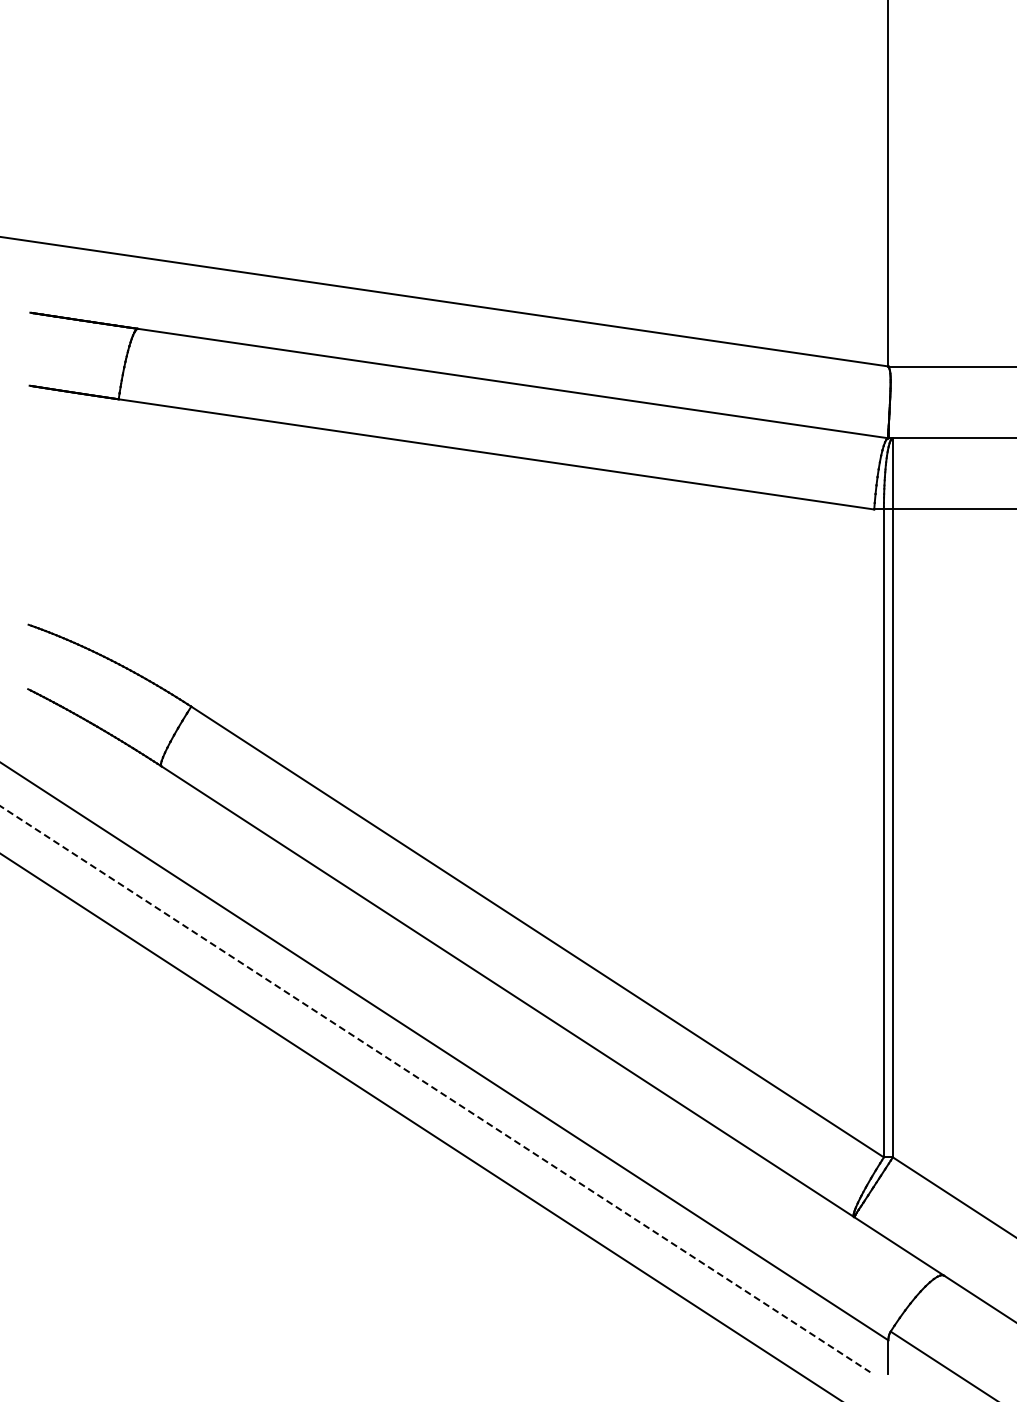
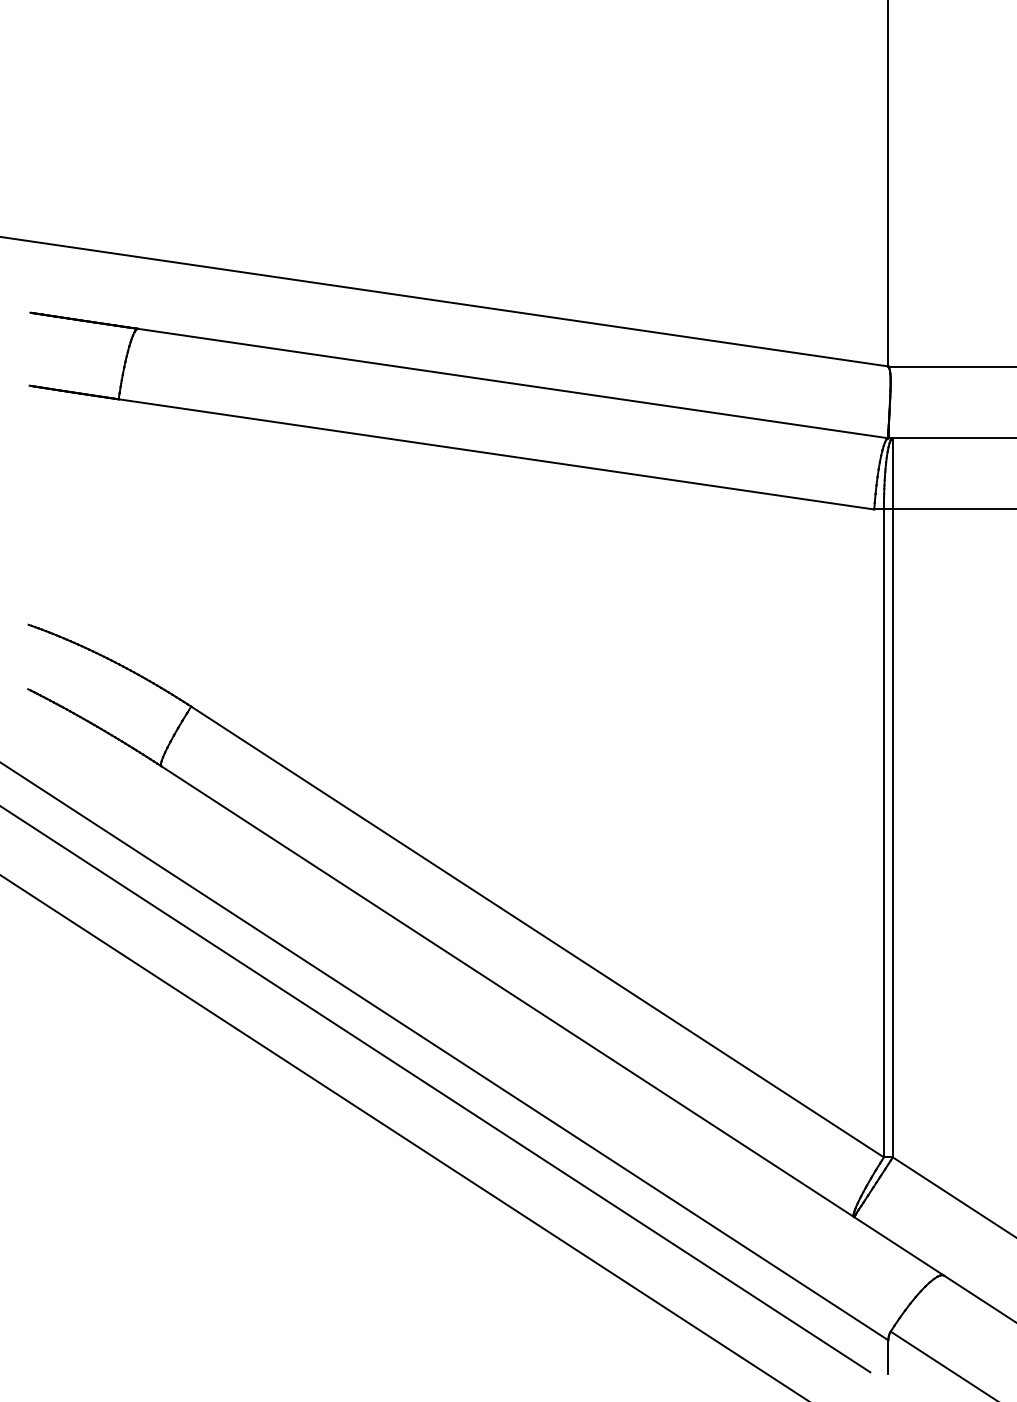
line: dashed -> solid (435, 1089)
line position: (420, 1126) -> (403, 1137) (403, 1137)
